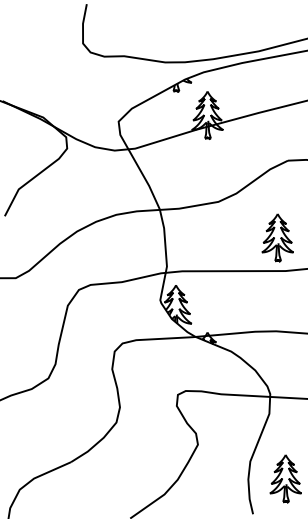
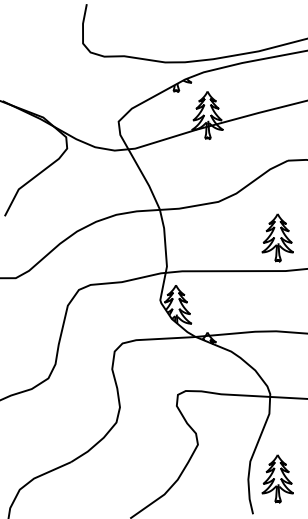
part position: (285, 478) -> (277, 478) (277, 478)
